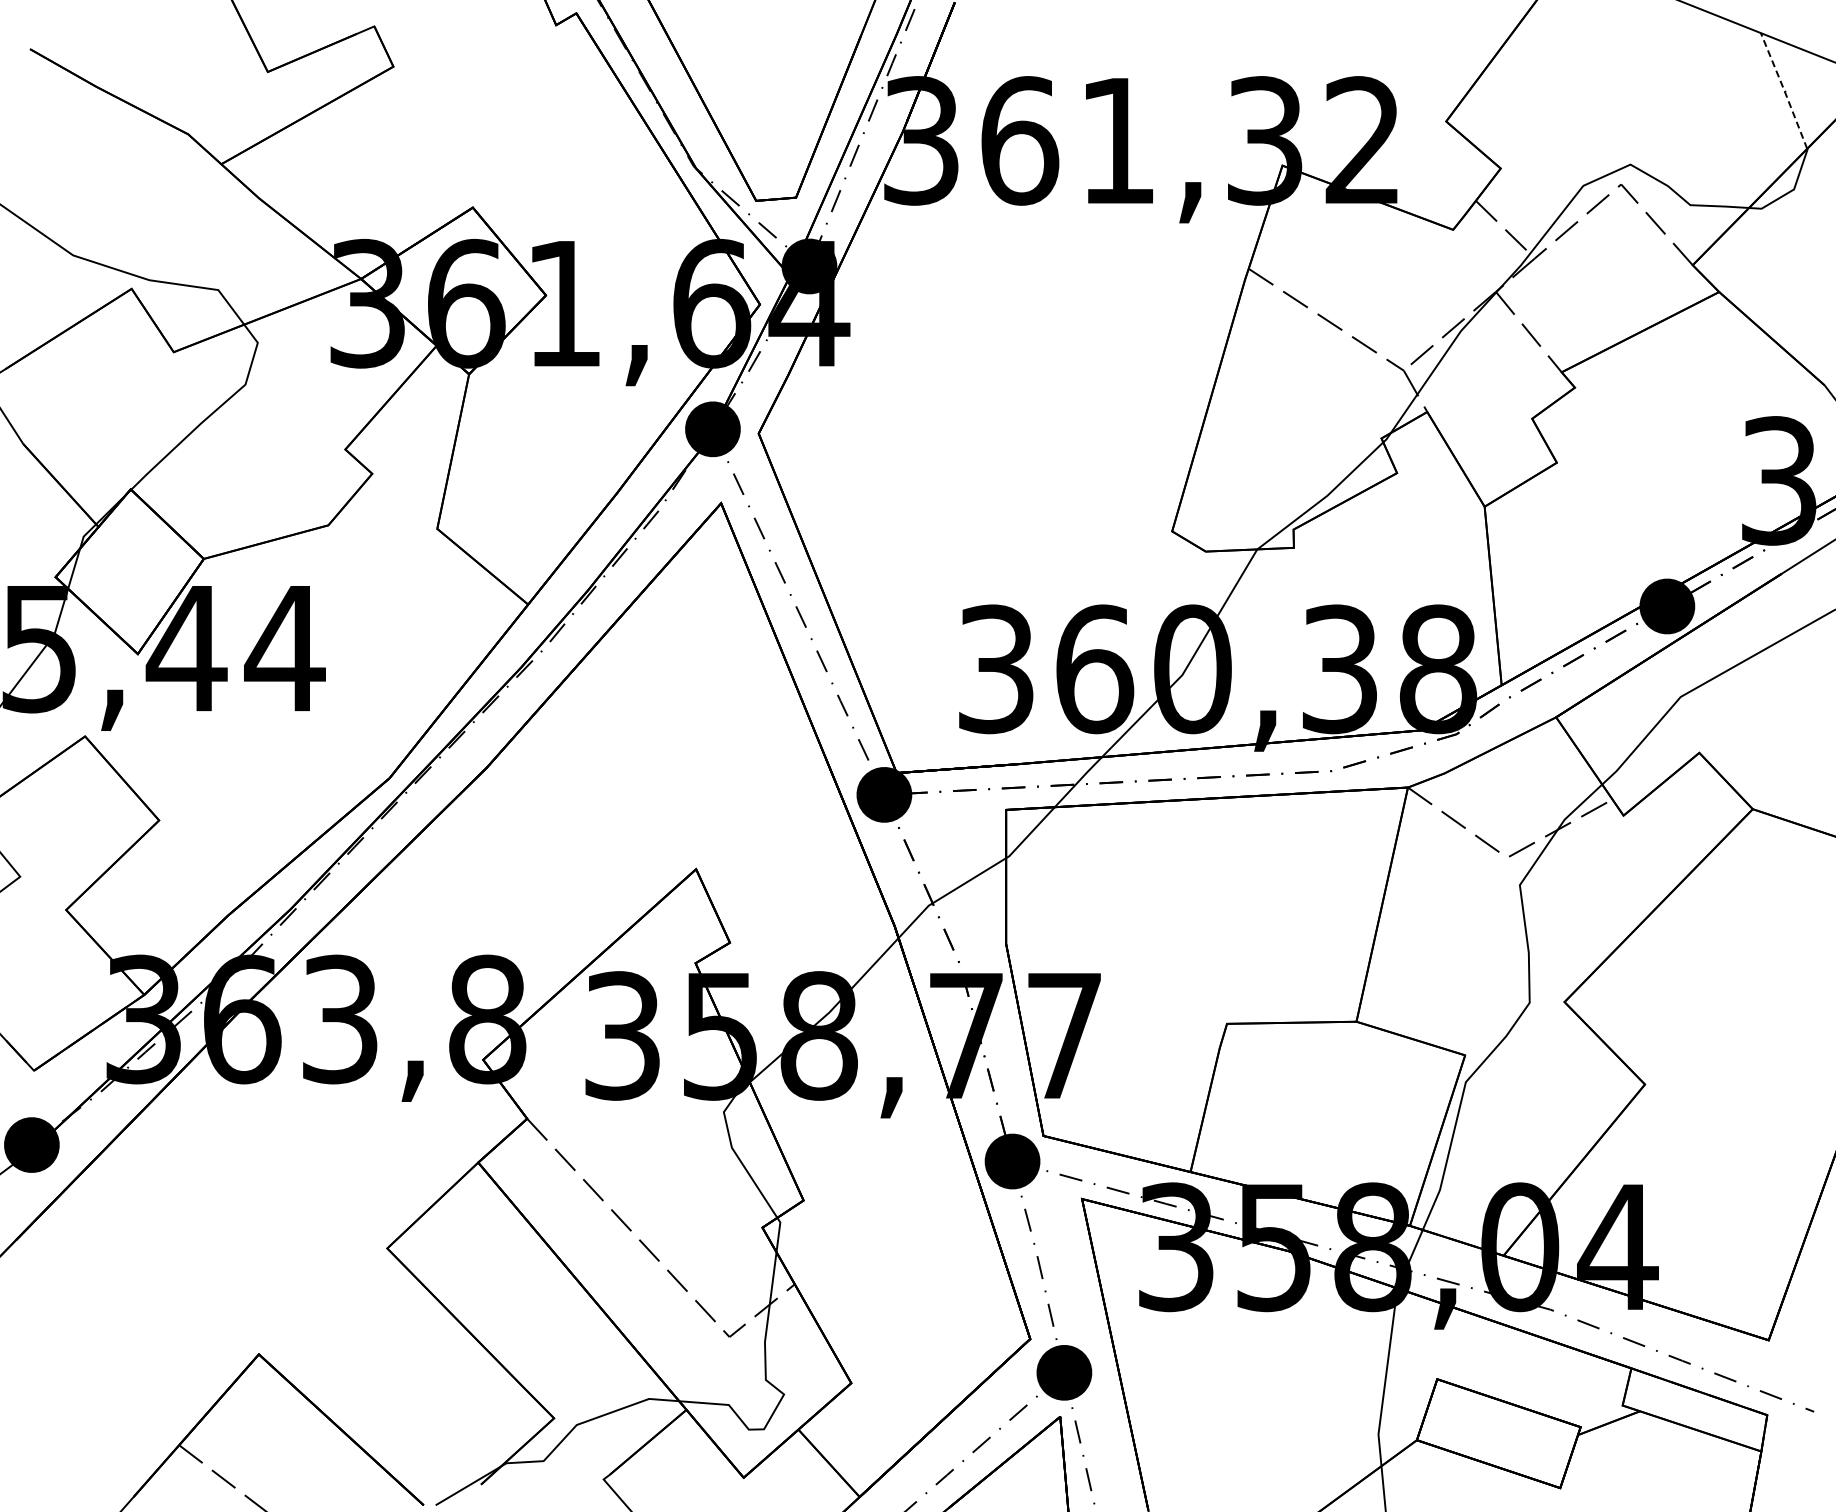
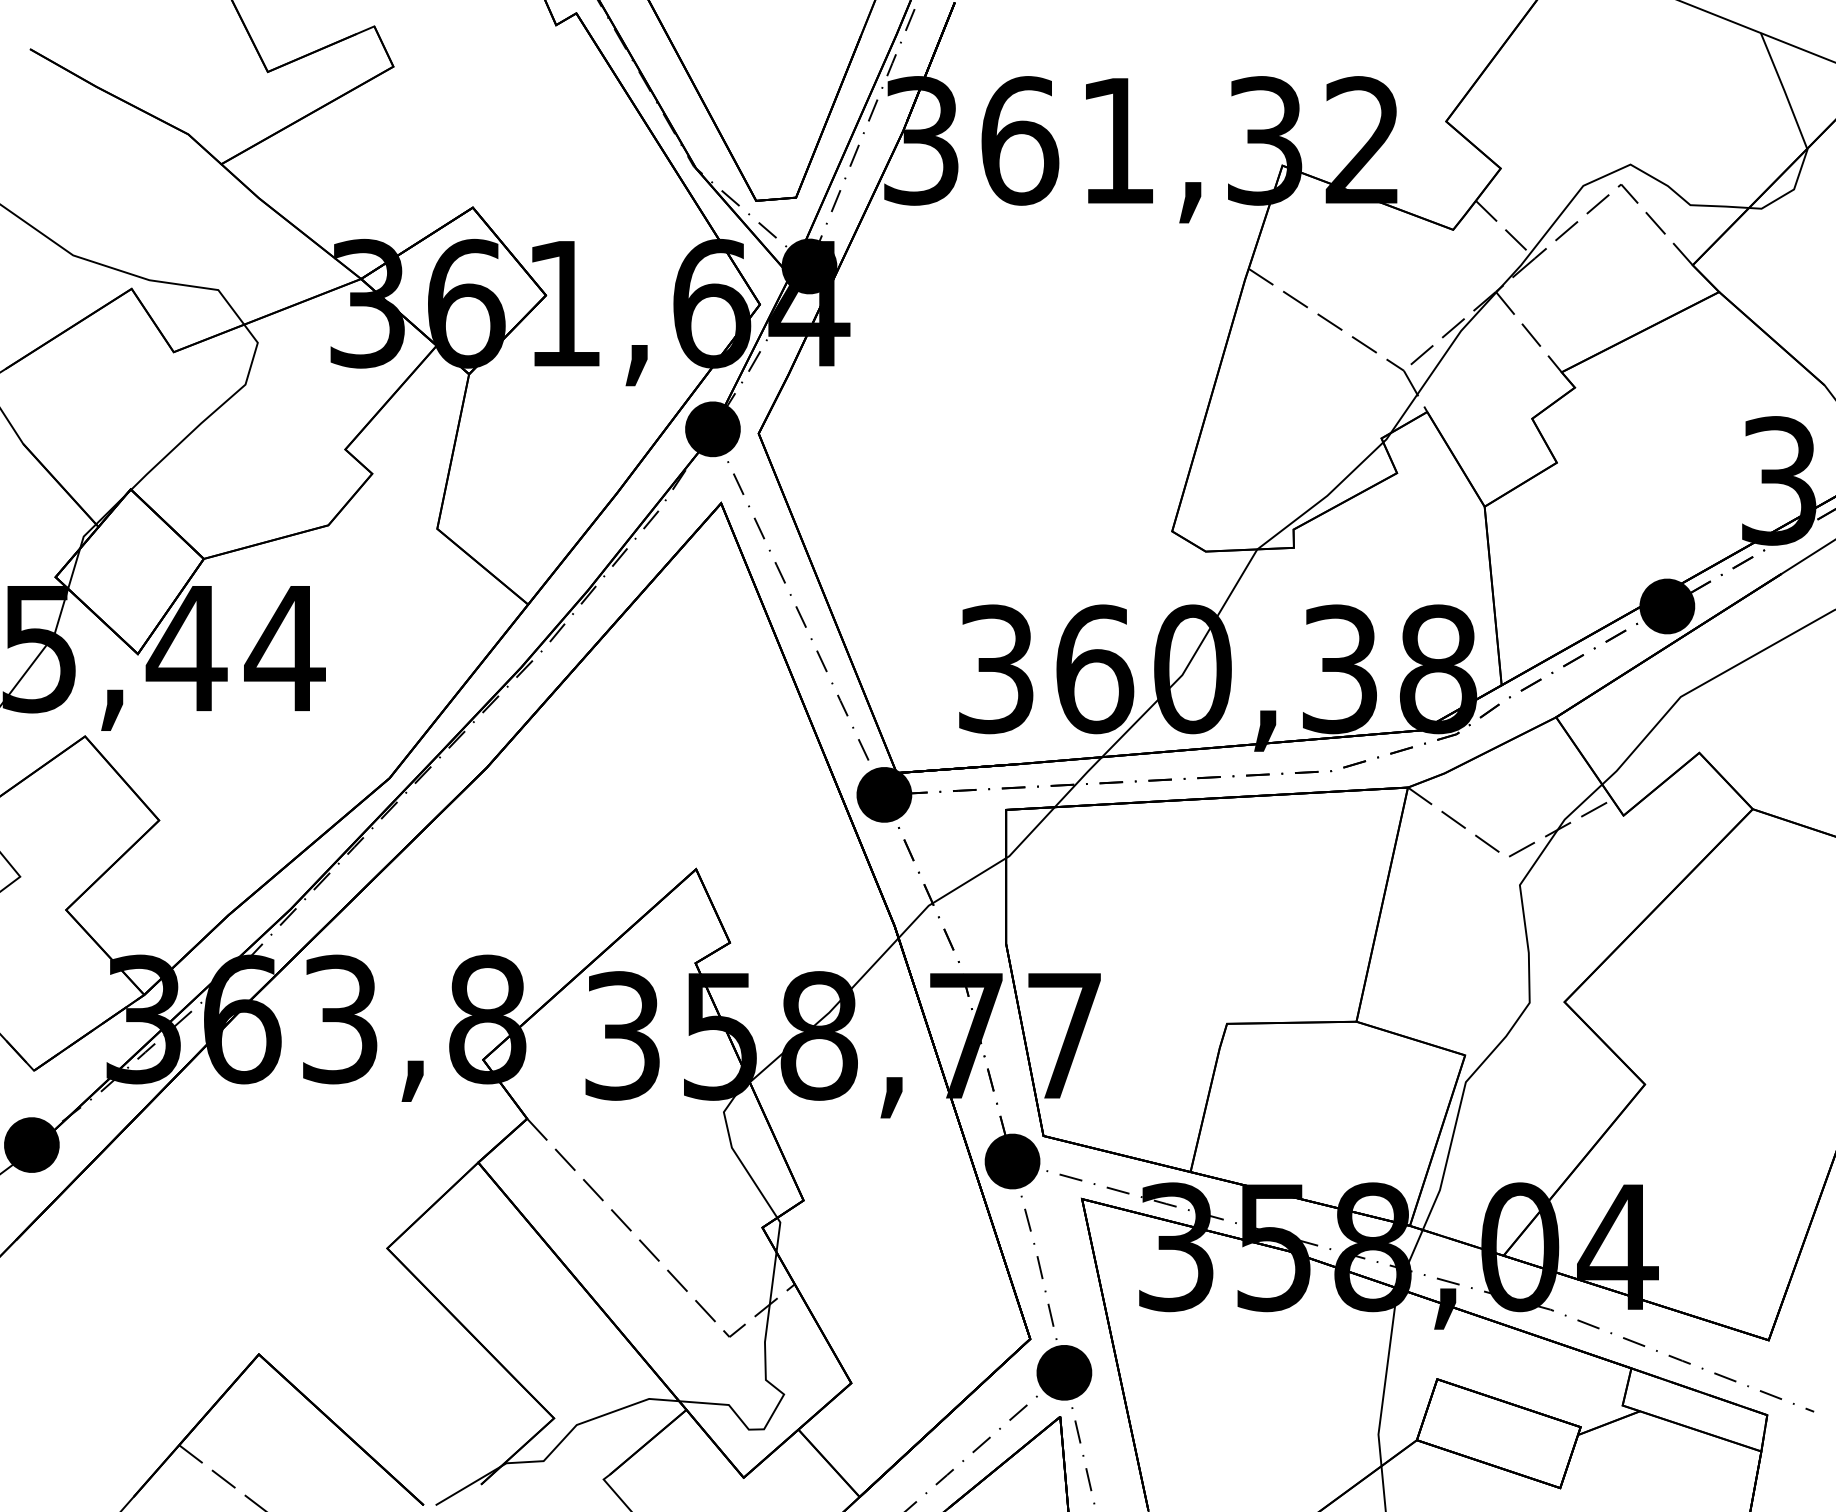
line: dashed -> solid (1784, 91)
